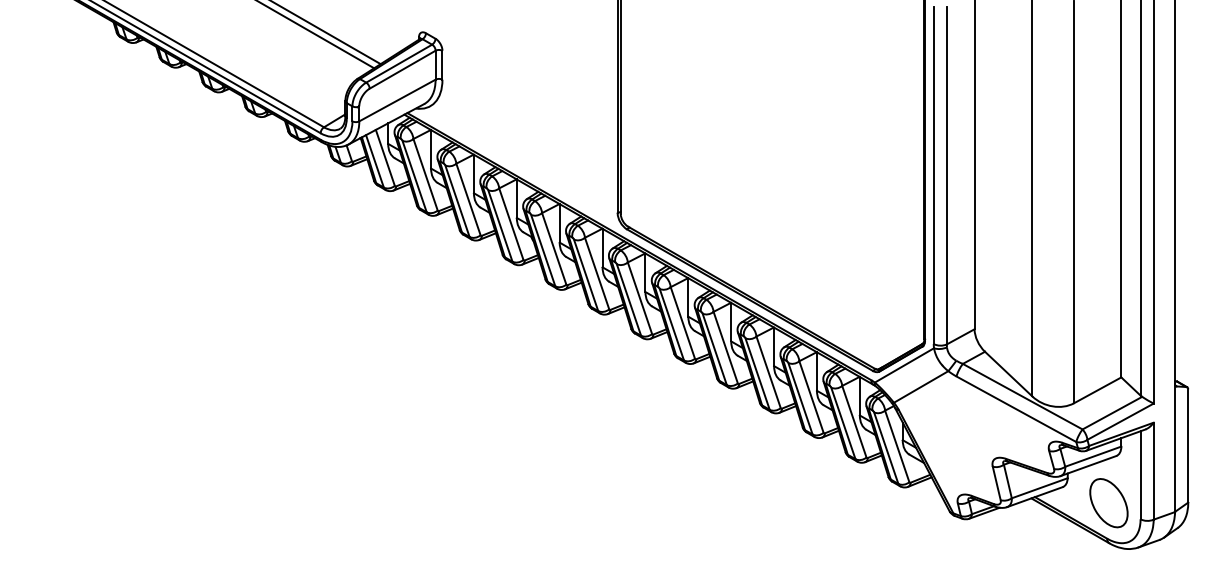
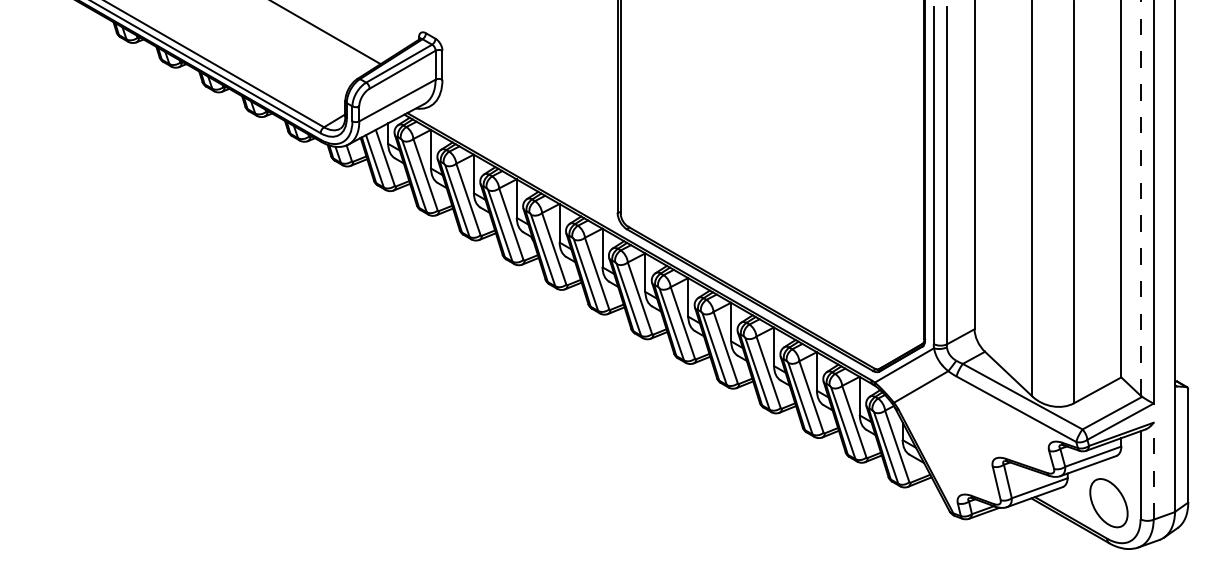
line: present -> none (316, 35)
line: solid -> dashed (1140, 197)
line: solid -> dashed (1153, 470)
